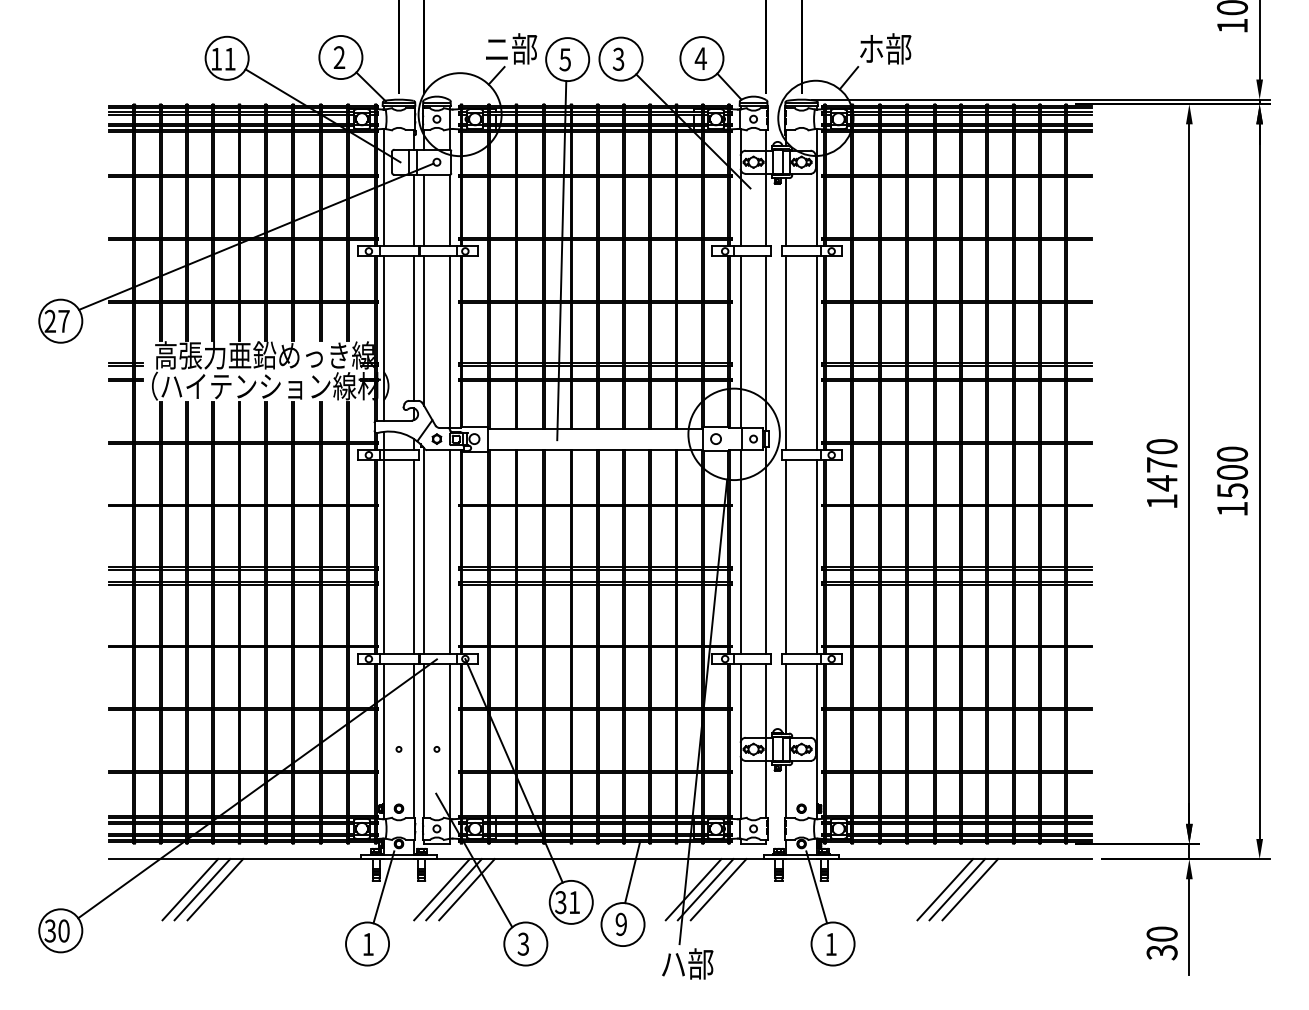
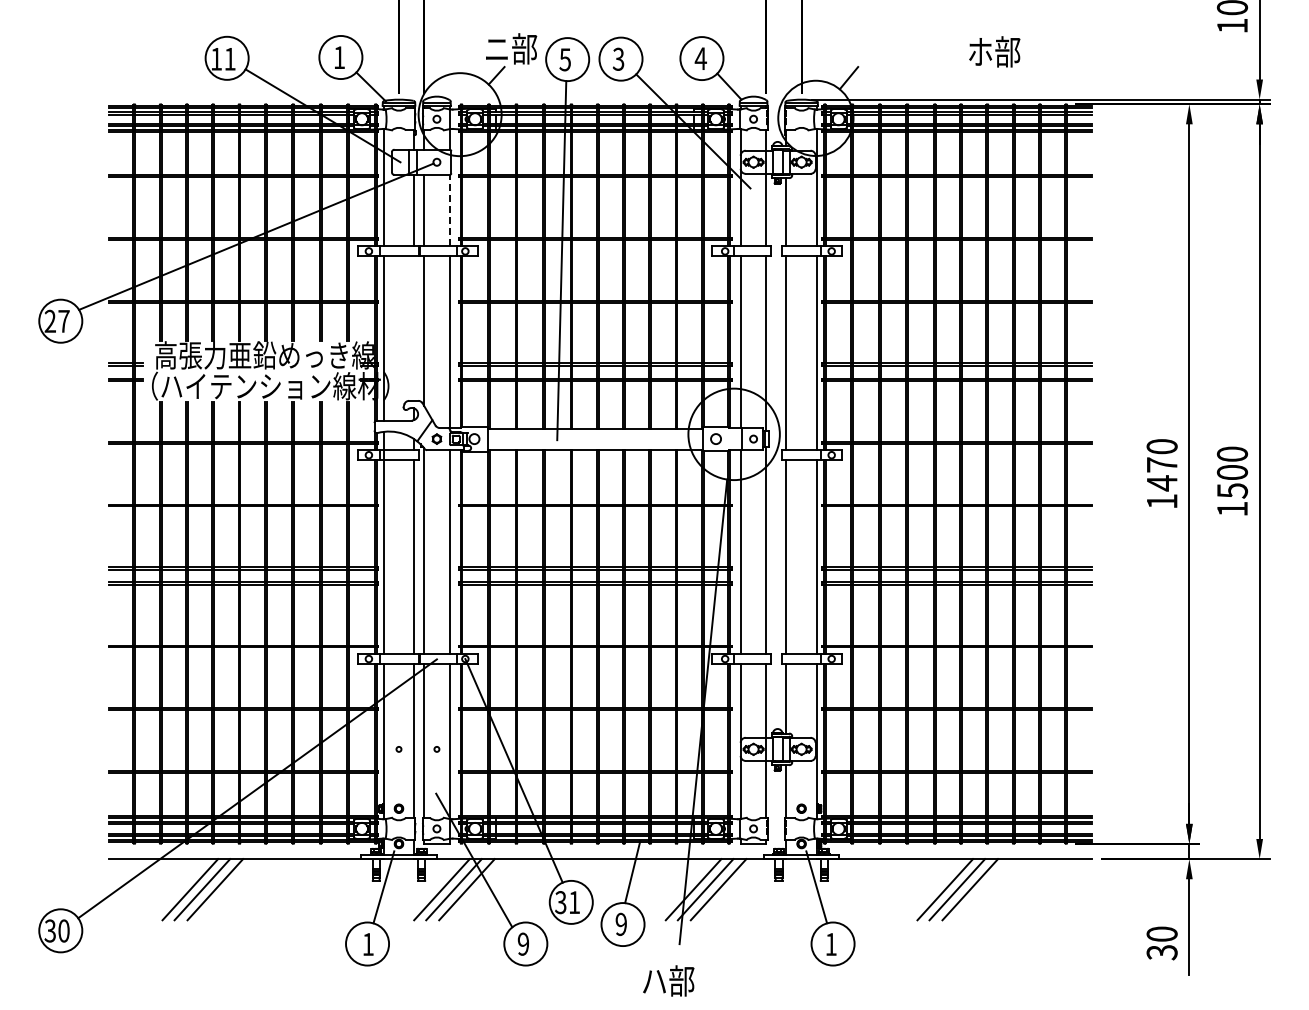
text position: (885, 48) -> (994, 51) (994, 51)
text: 2 -> 1 (339, 57)
line: solid -> dashed (449, 210)
line: present -> none (414, 328)
text: 3 -> 9 (522, 944)
text position: (687, 963) -> (668, 980) (668, 980)
